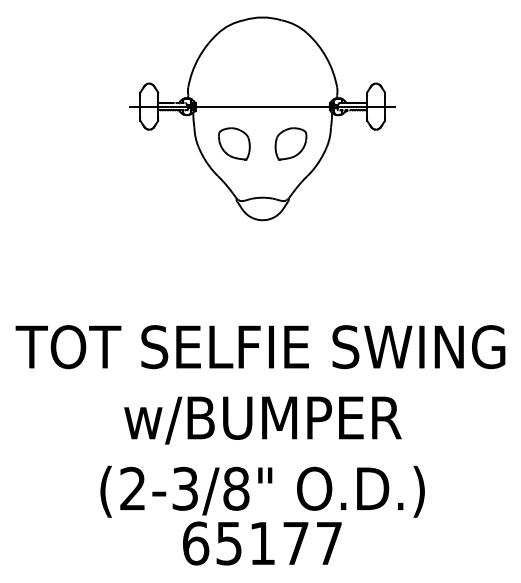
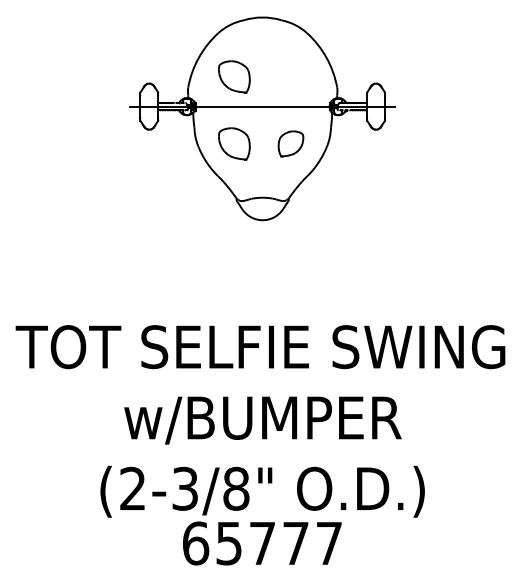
part: none -> present (234, 76)
part size: 34x34 px -> 28x28 px (290, 143)
text: 65177 -> 65777 (262, 543)
